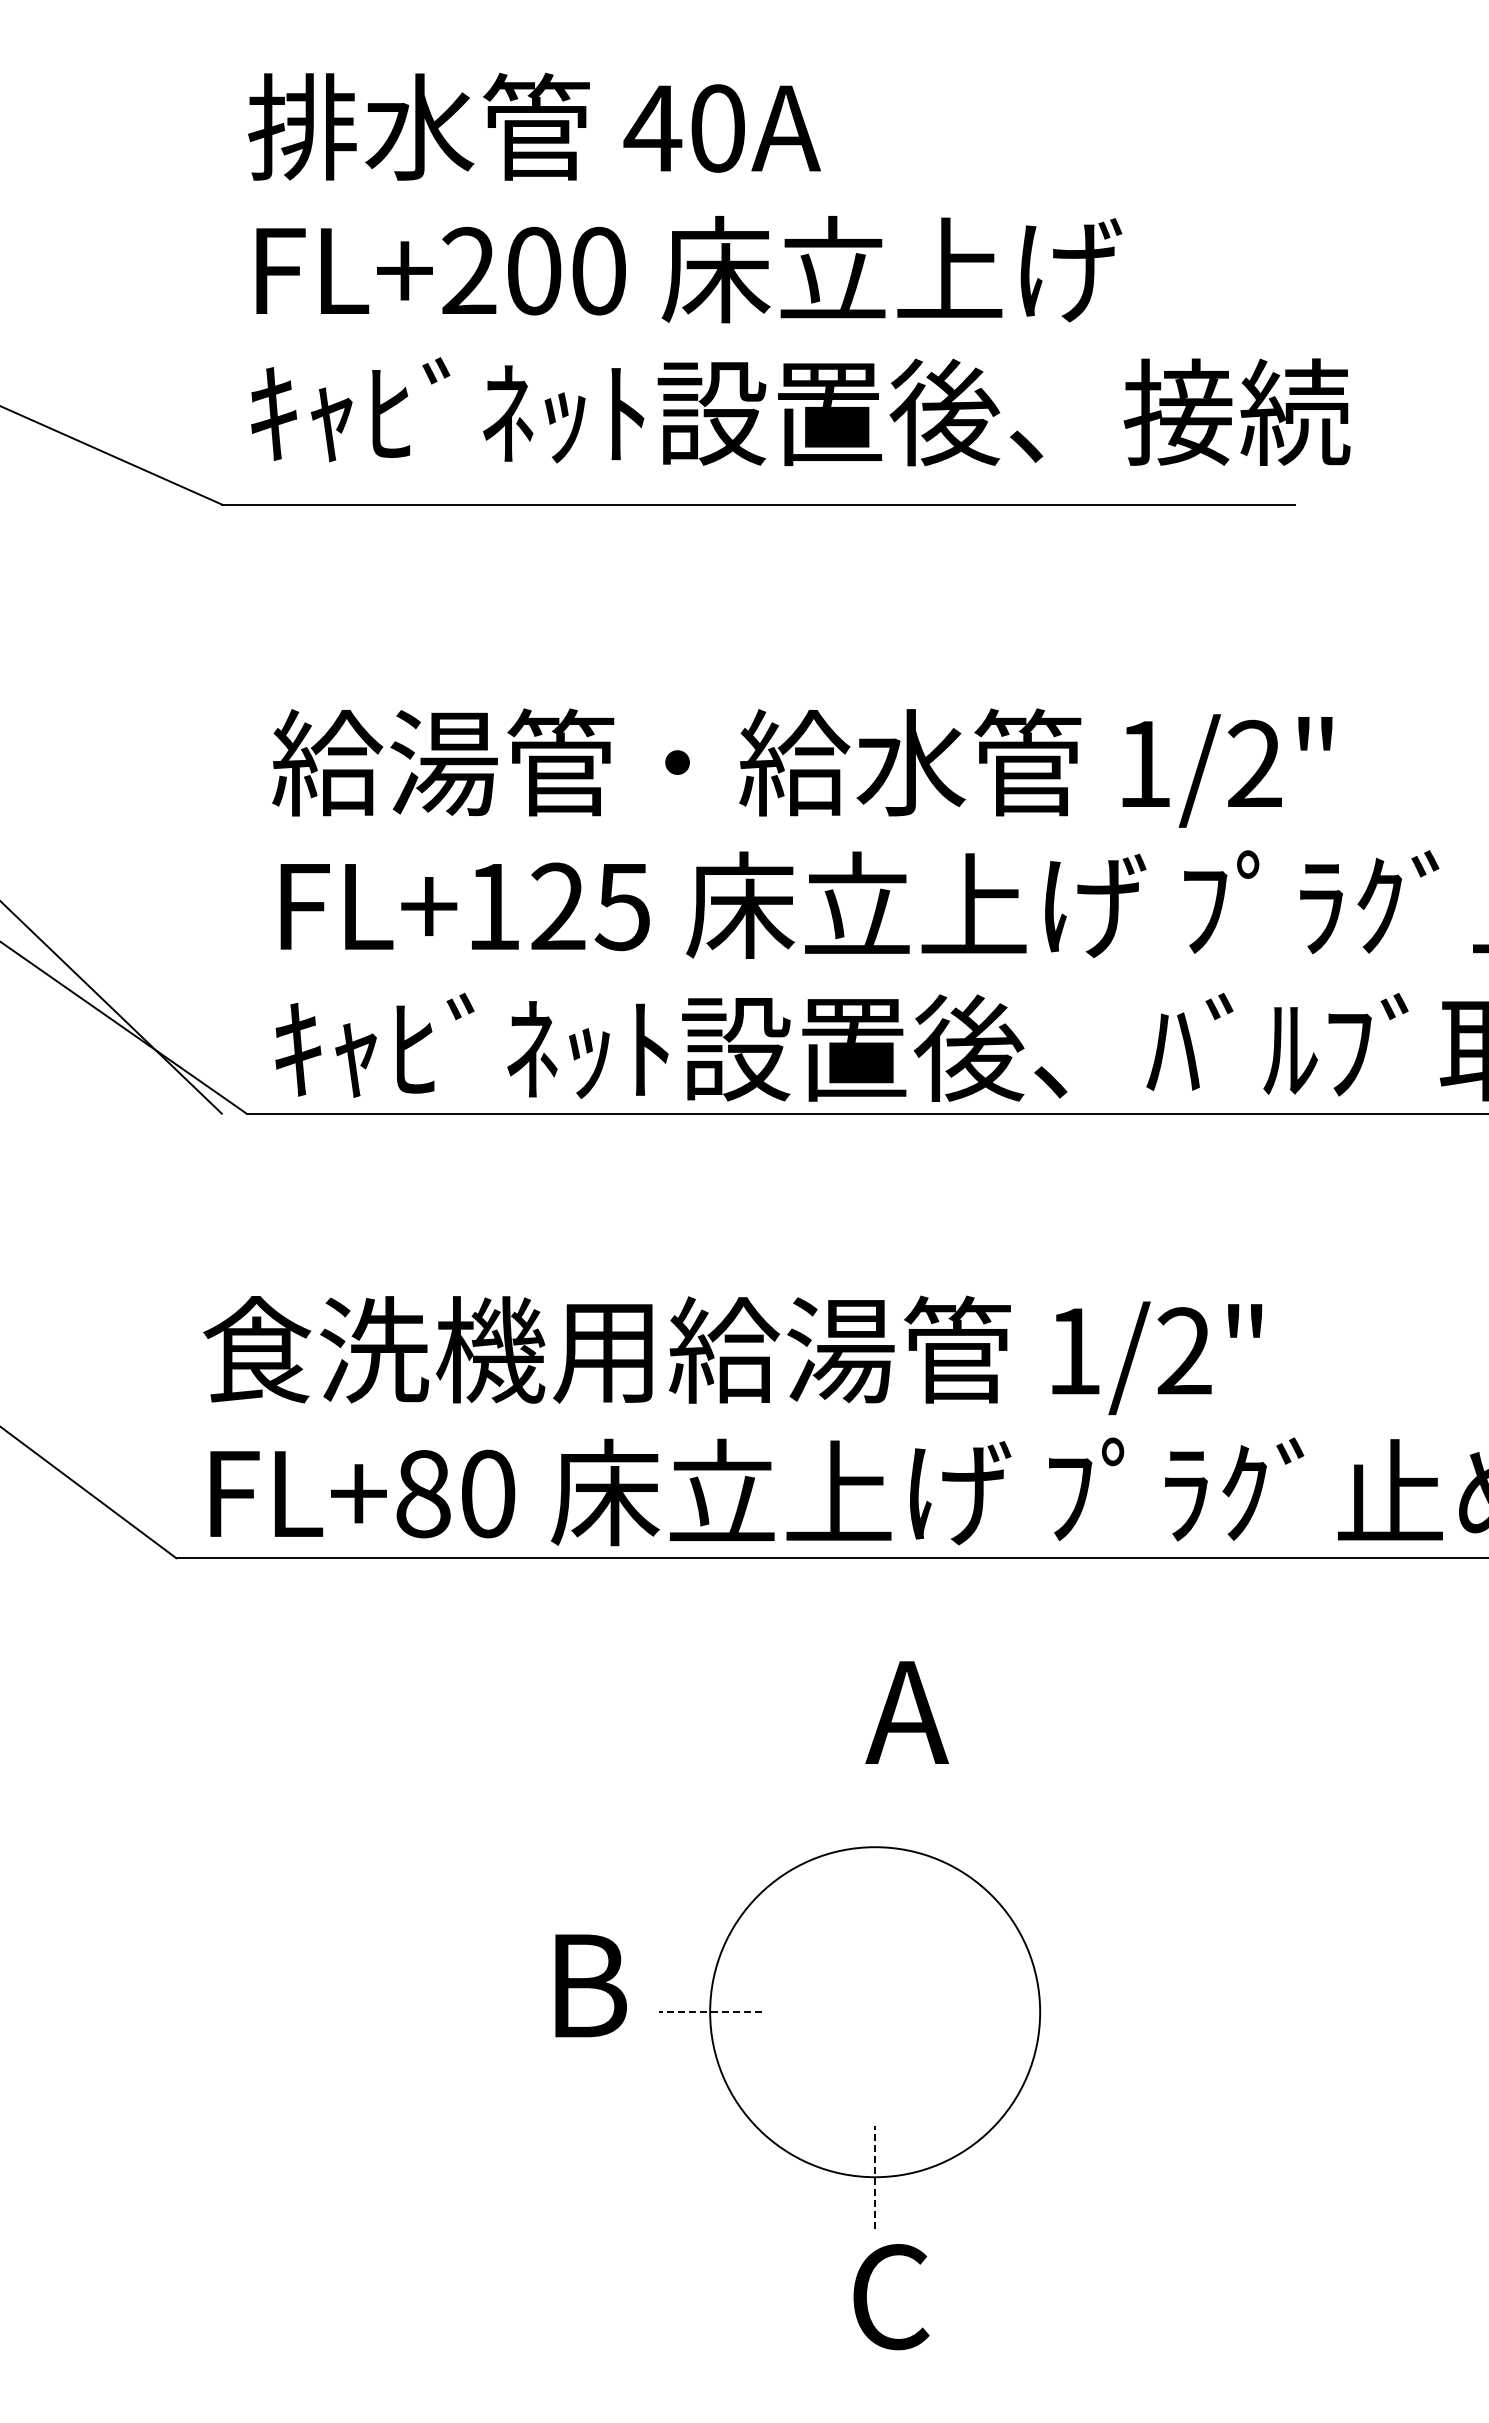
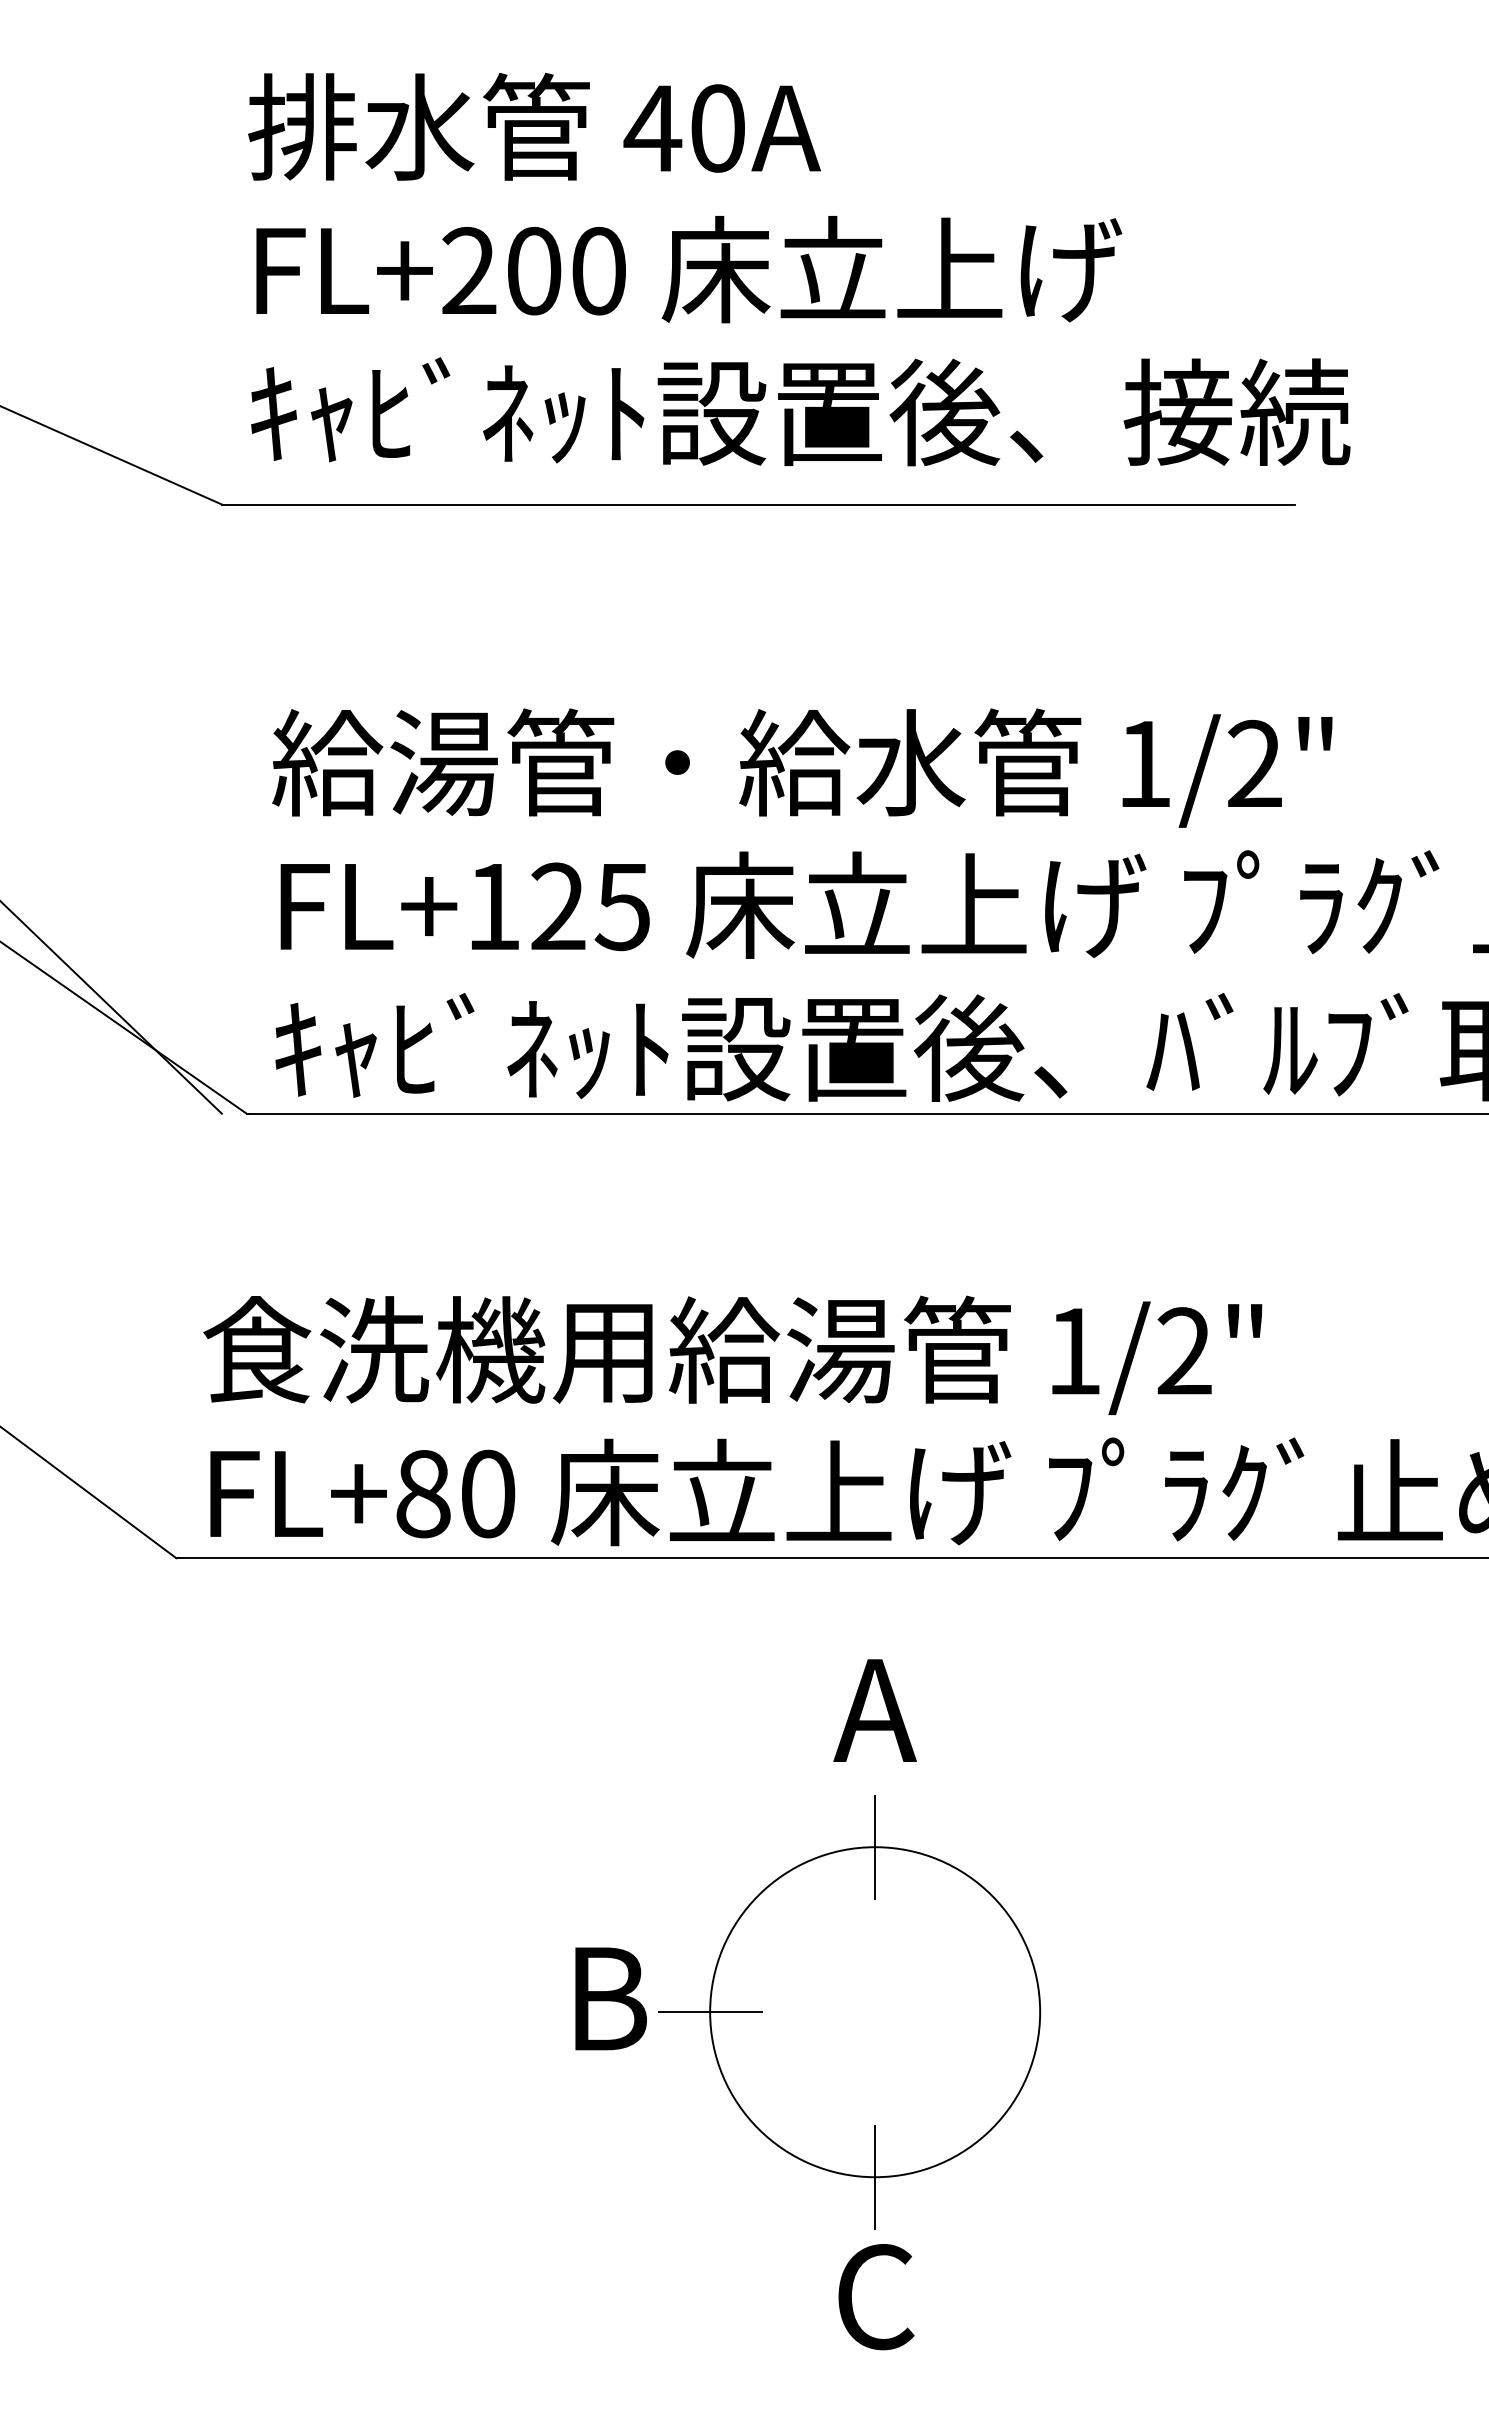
text position: (906, 1712) -> (874, 1710) (874, 1710)
line: none -> present (875, 1846)
text position: (590, 1985) -> (610, 1998) (610, 1998)
line: dashed -> solid (709, 2012)
line: dashed -> solid (875, 2176)
text position: (891, 2297) -> (876, 2297) (876, 2297)
